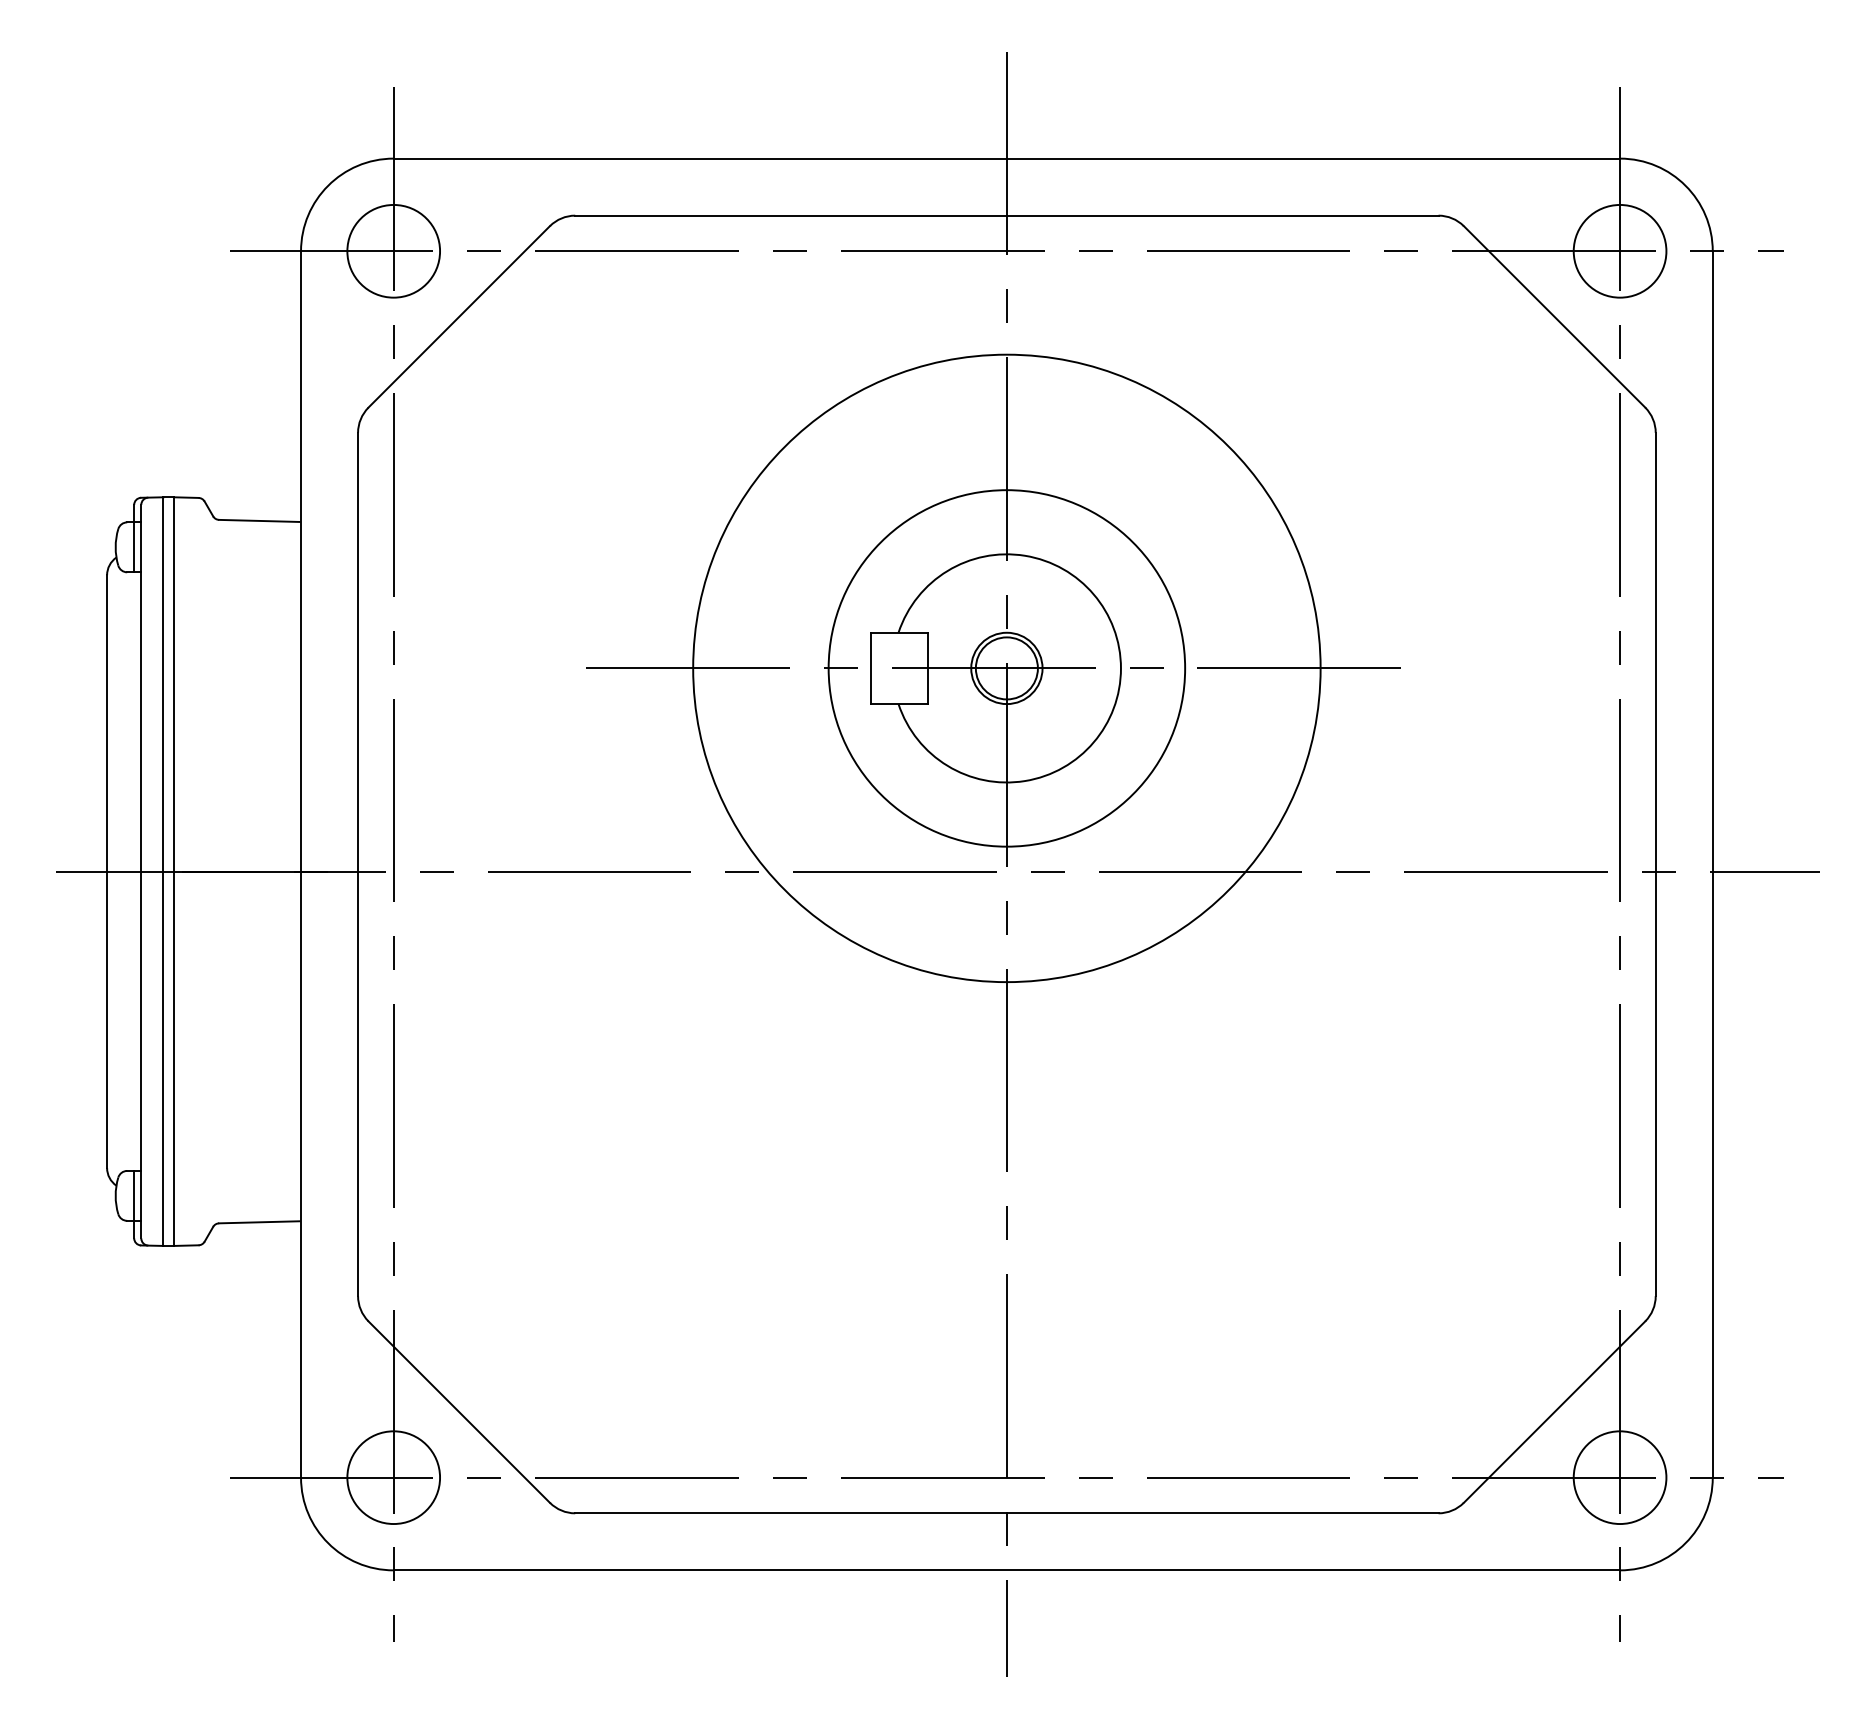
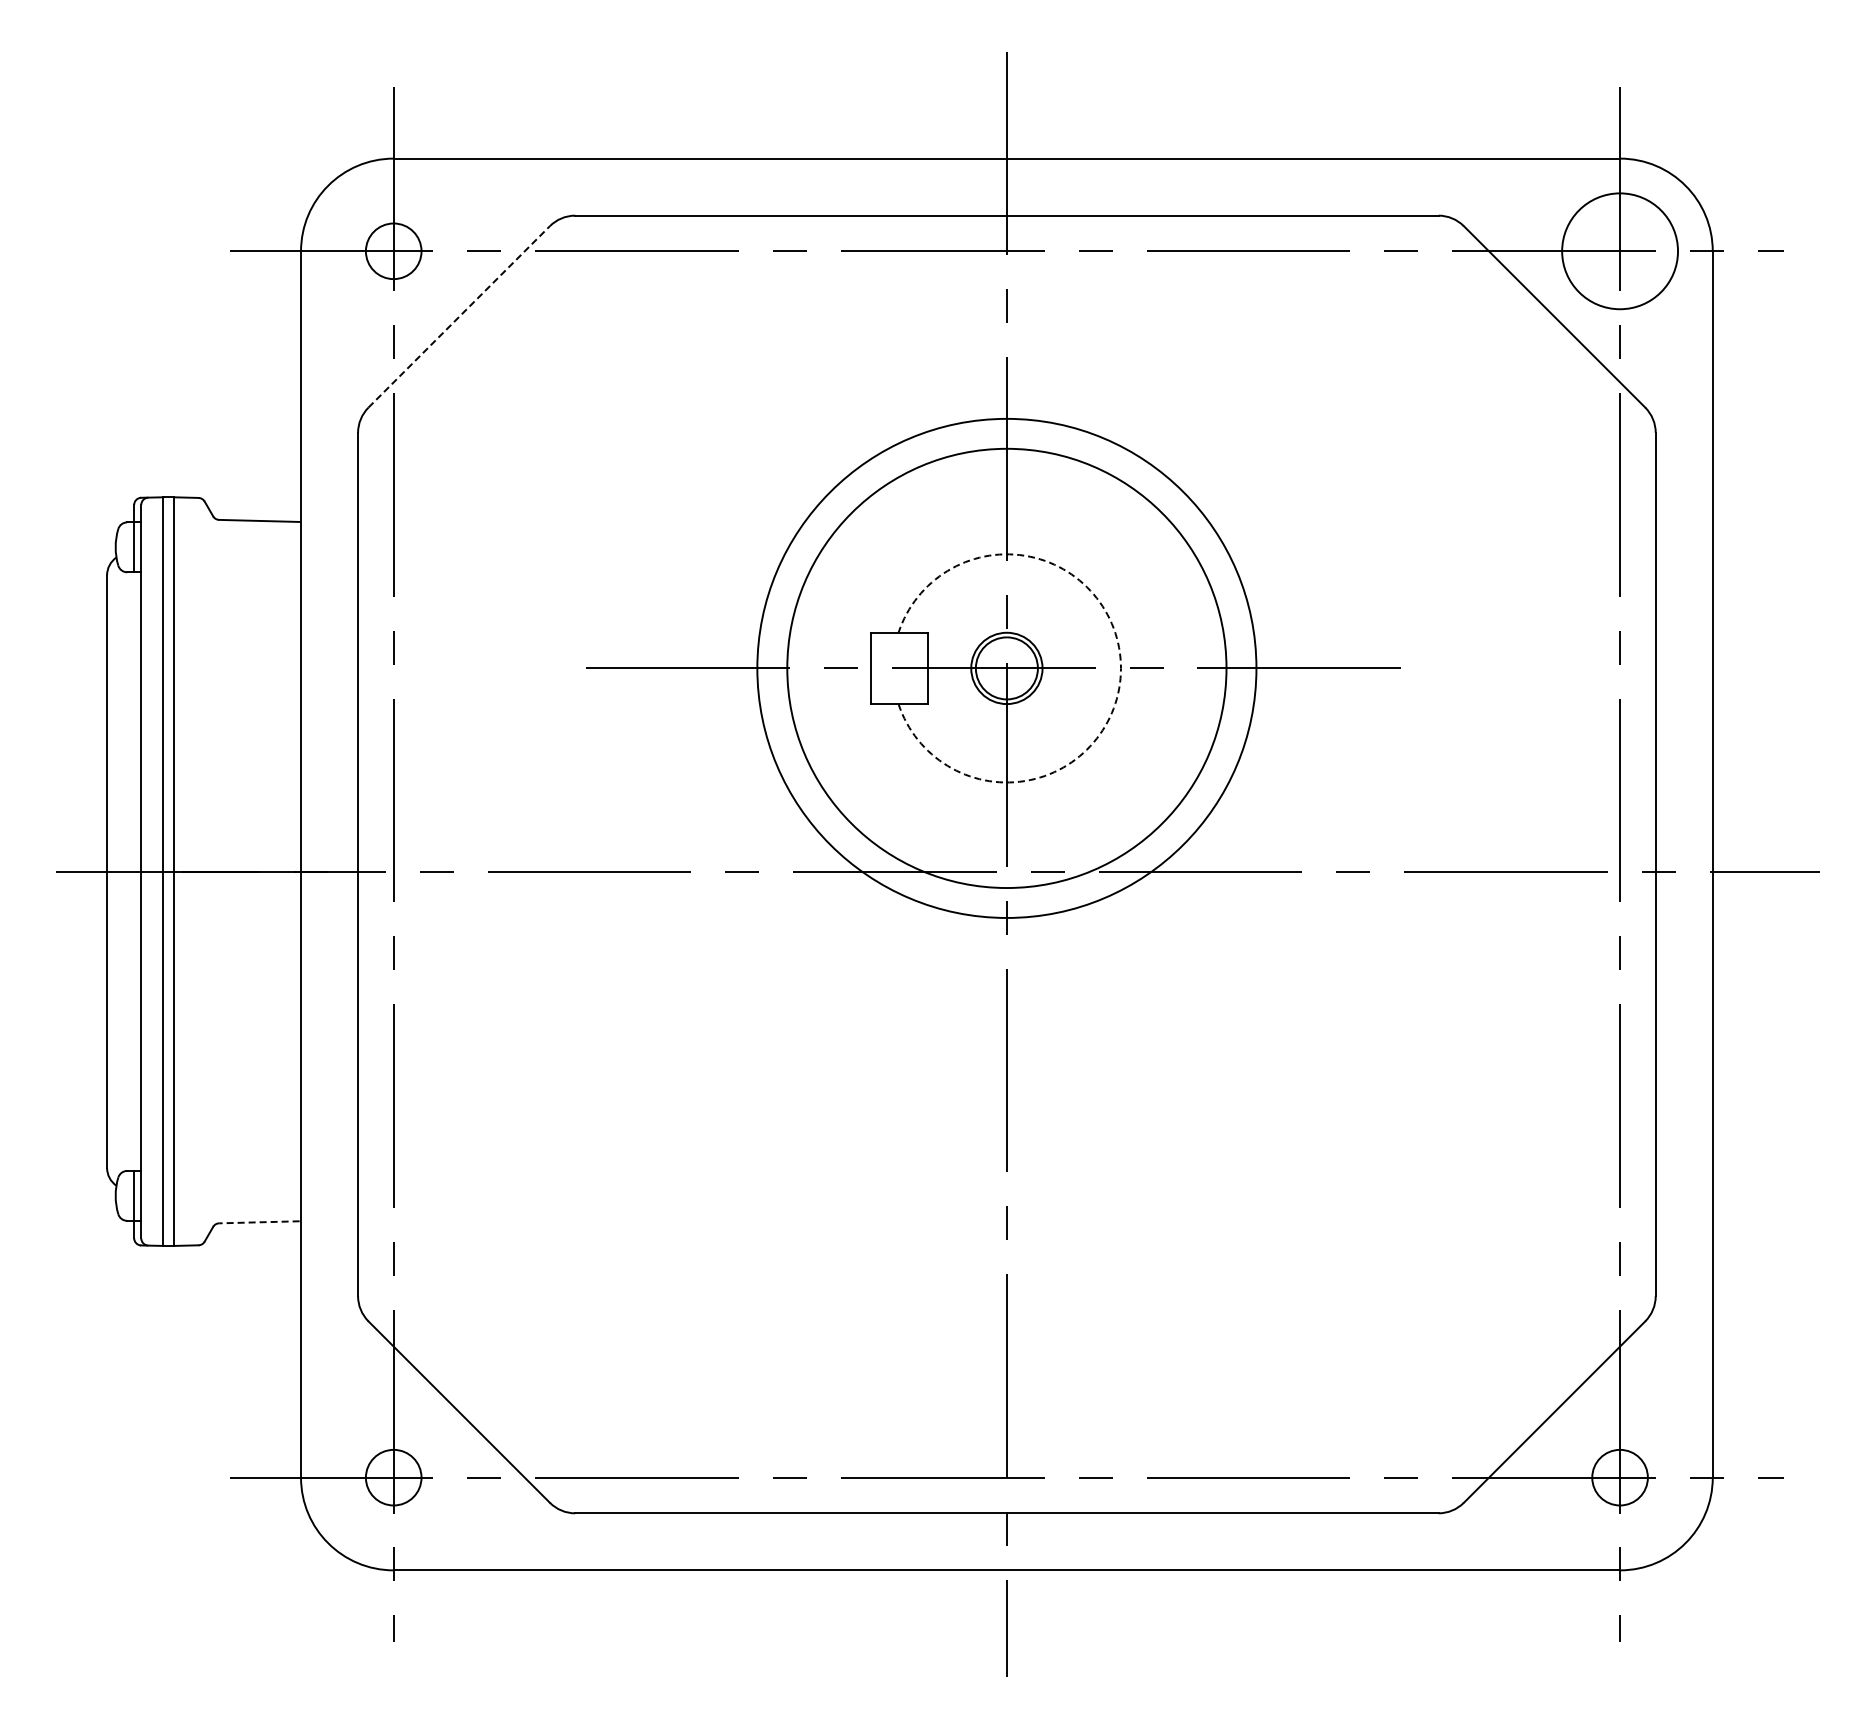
circle diameter: 93 px -> 56 px (393, 251)
circle diameter: 93 px -> 116 px (1620, 251)
line: solid -> dashed (459, 316)
circle diameter: 356 px -> 499 px (1006, 667)
circle diameter: 627 px -> 439 px (1006, 668)
arc: solid -> dashed (1120, 668)
line: solid -> dashed (258, 1222)
circle diameter: 93 px -> 56 px (393, 1477)
circle diameter: 93 px -> 56 px (1619, 1477)
